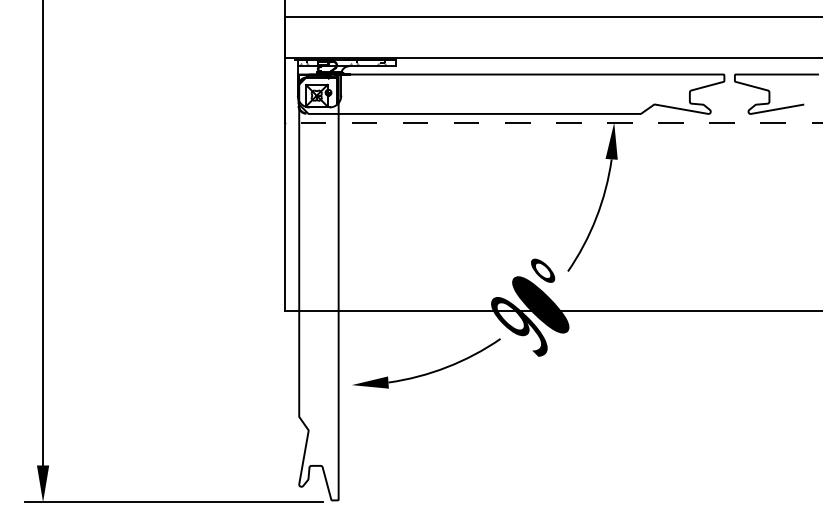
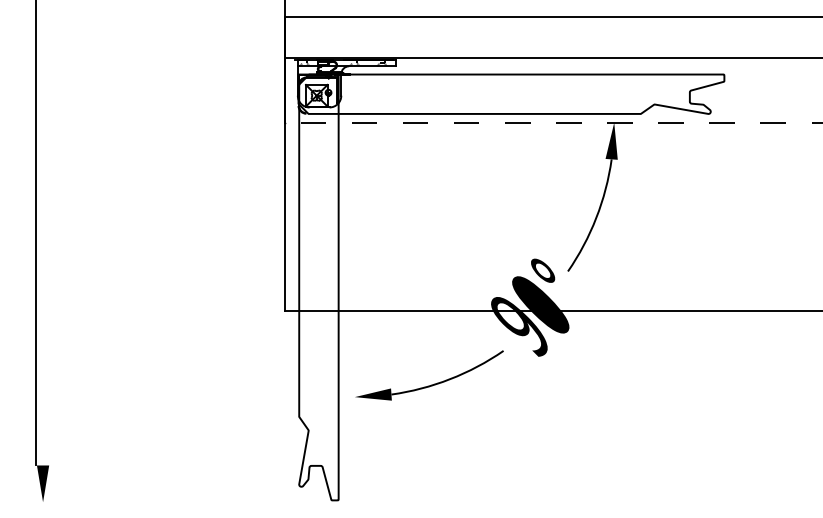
curve: present -> none (770, 93)
line position: (43, 233) -> (36, 233) (36, 233)
part position: (428, 372) -> (431, 384) (431, 384)
line: present -> none (173, 502)
